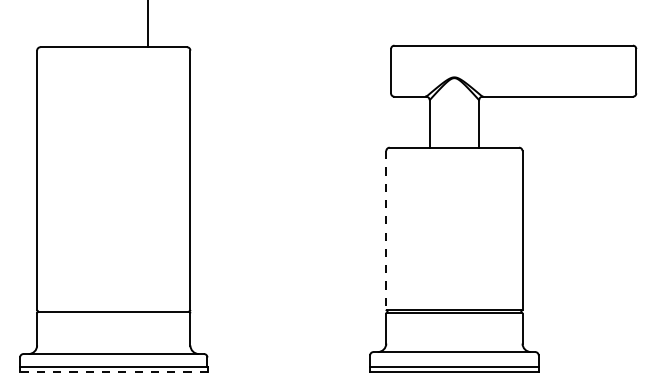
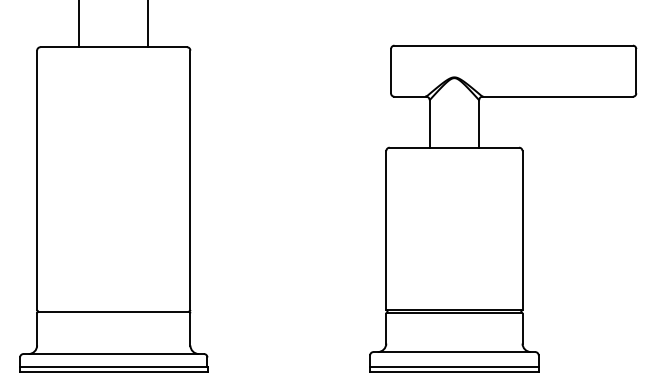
line: none -> present (79, 24)
line: dashed -> solid (386, 230)
line: dashed -> solid (113, 371)
